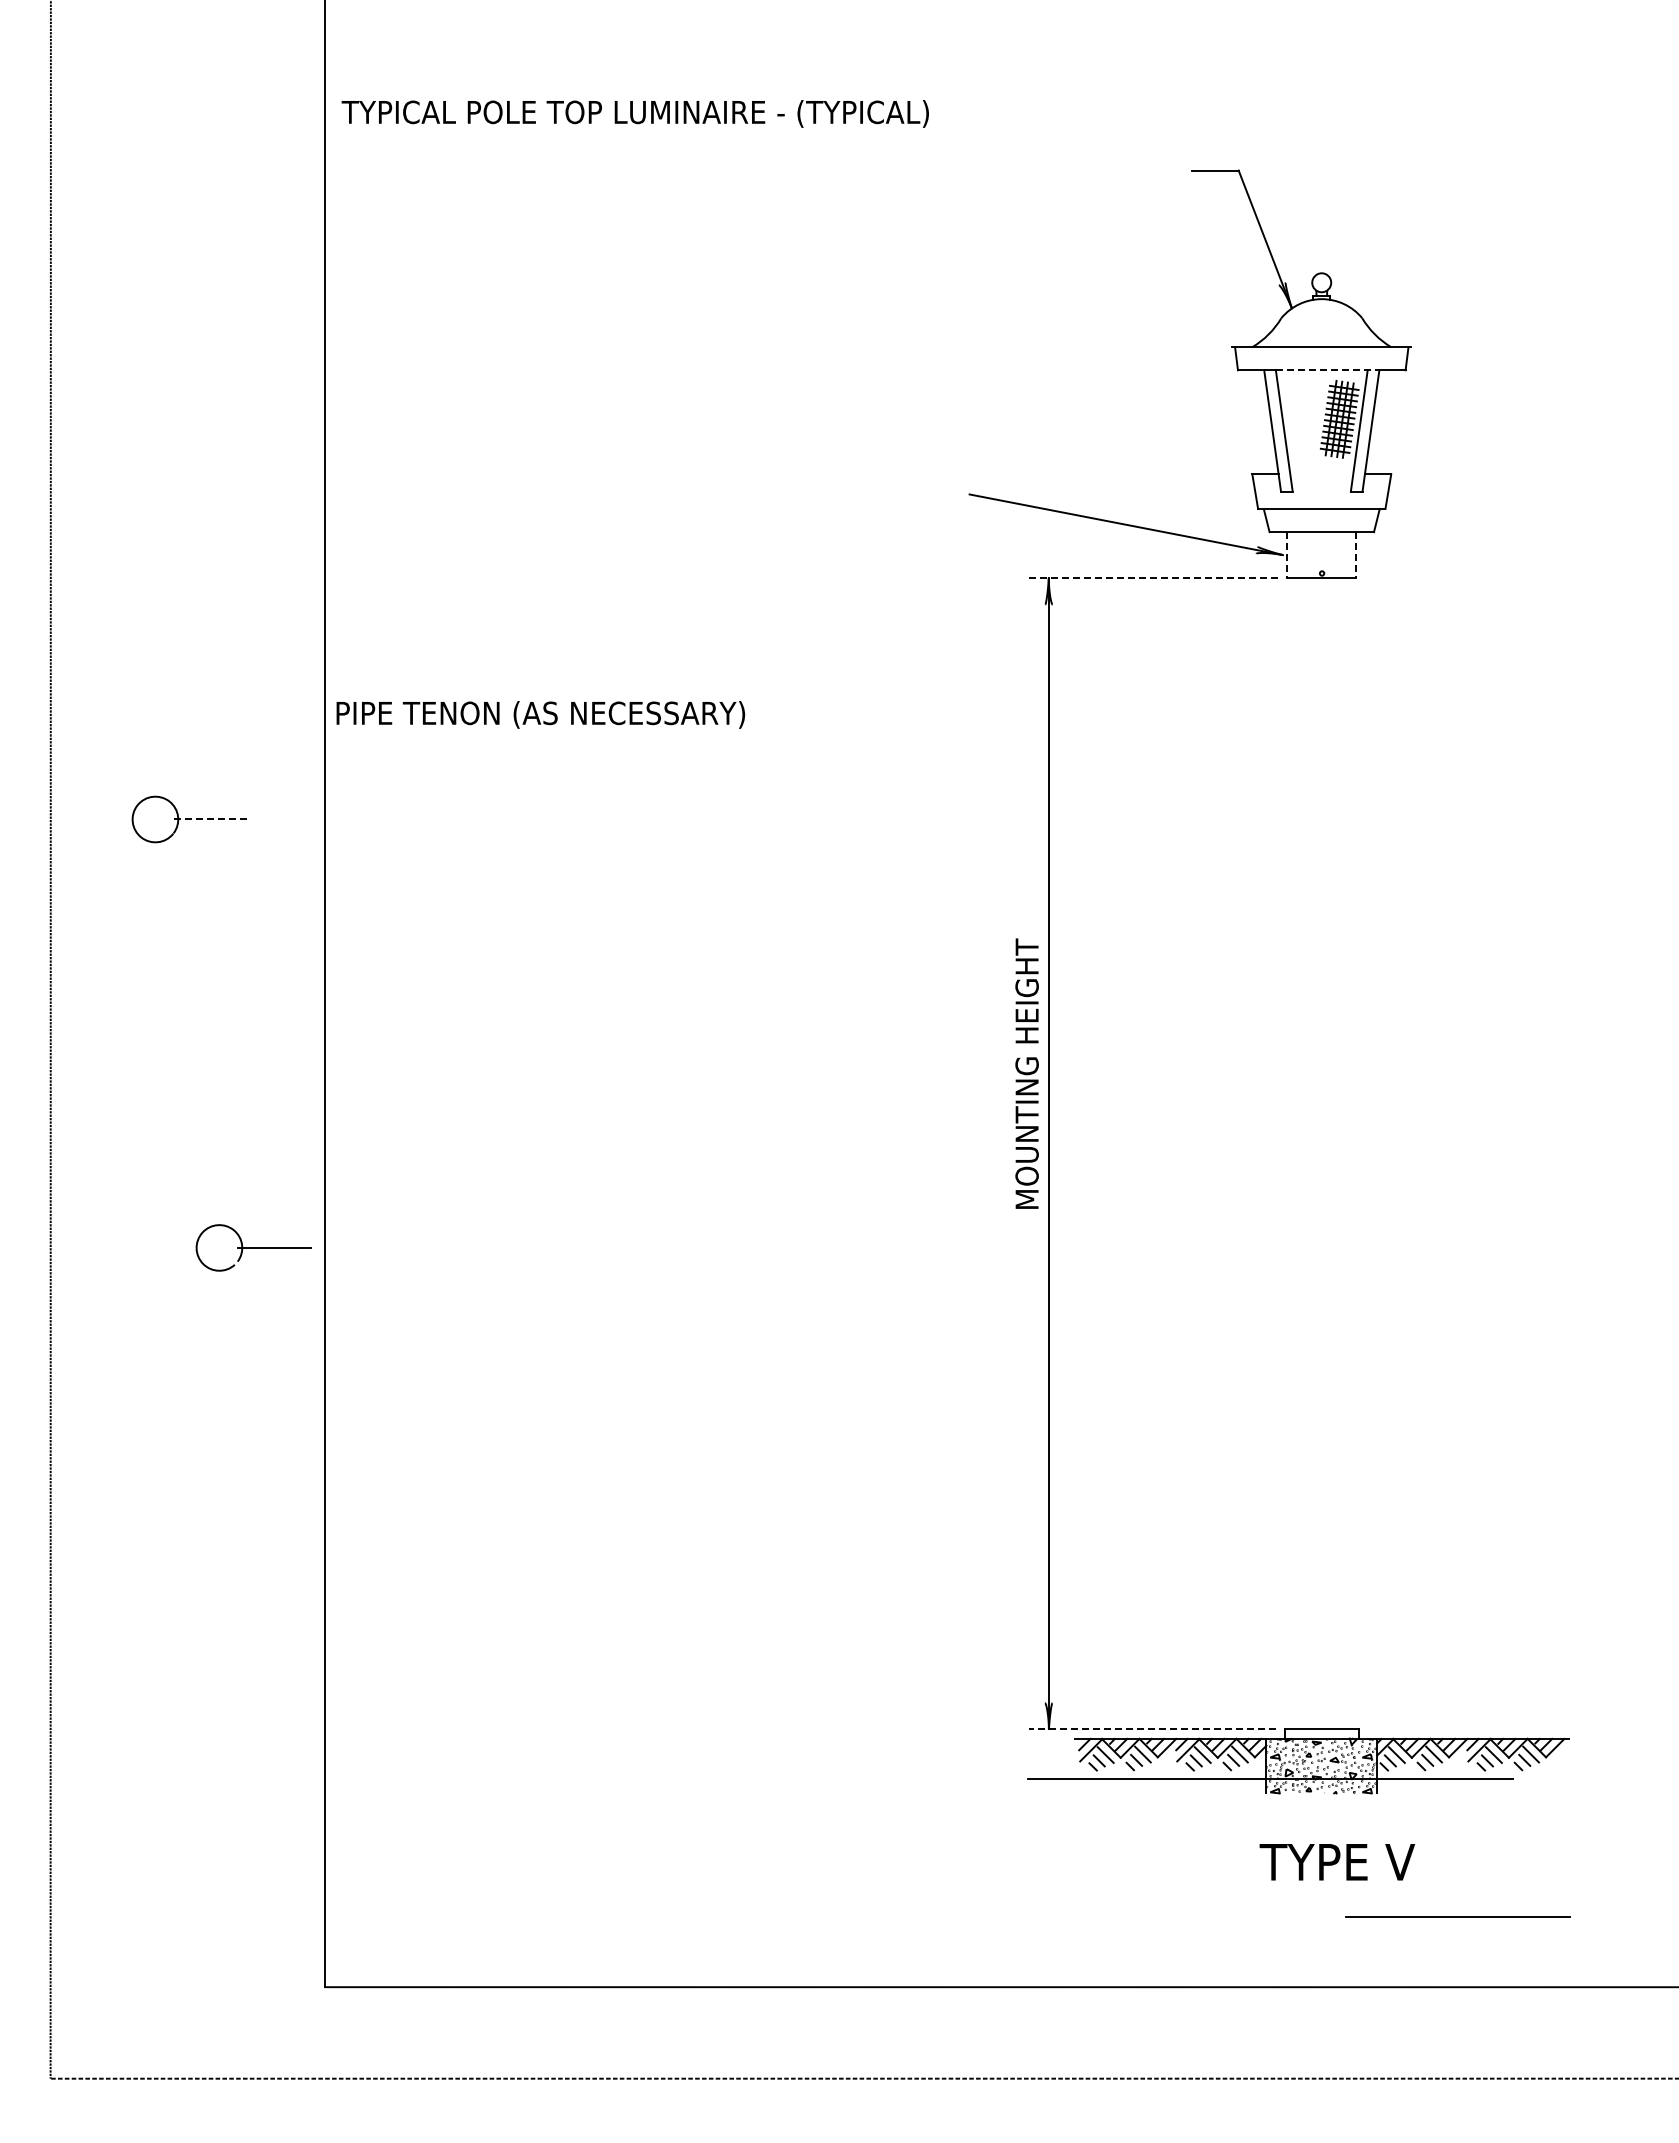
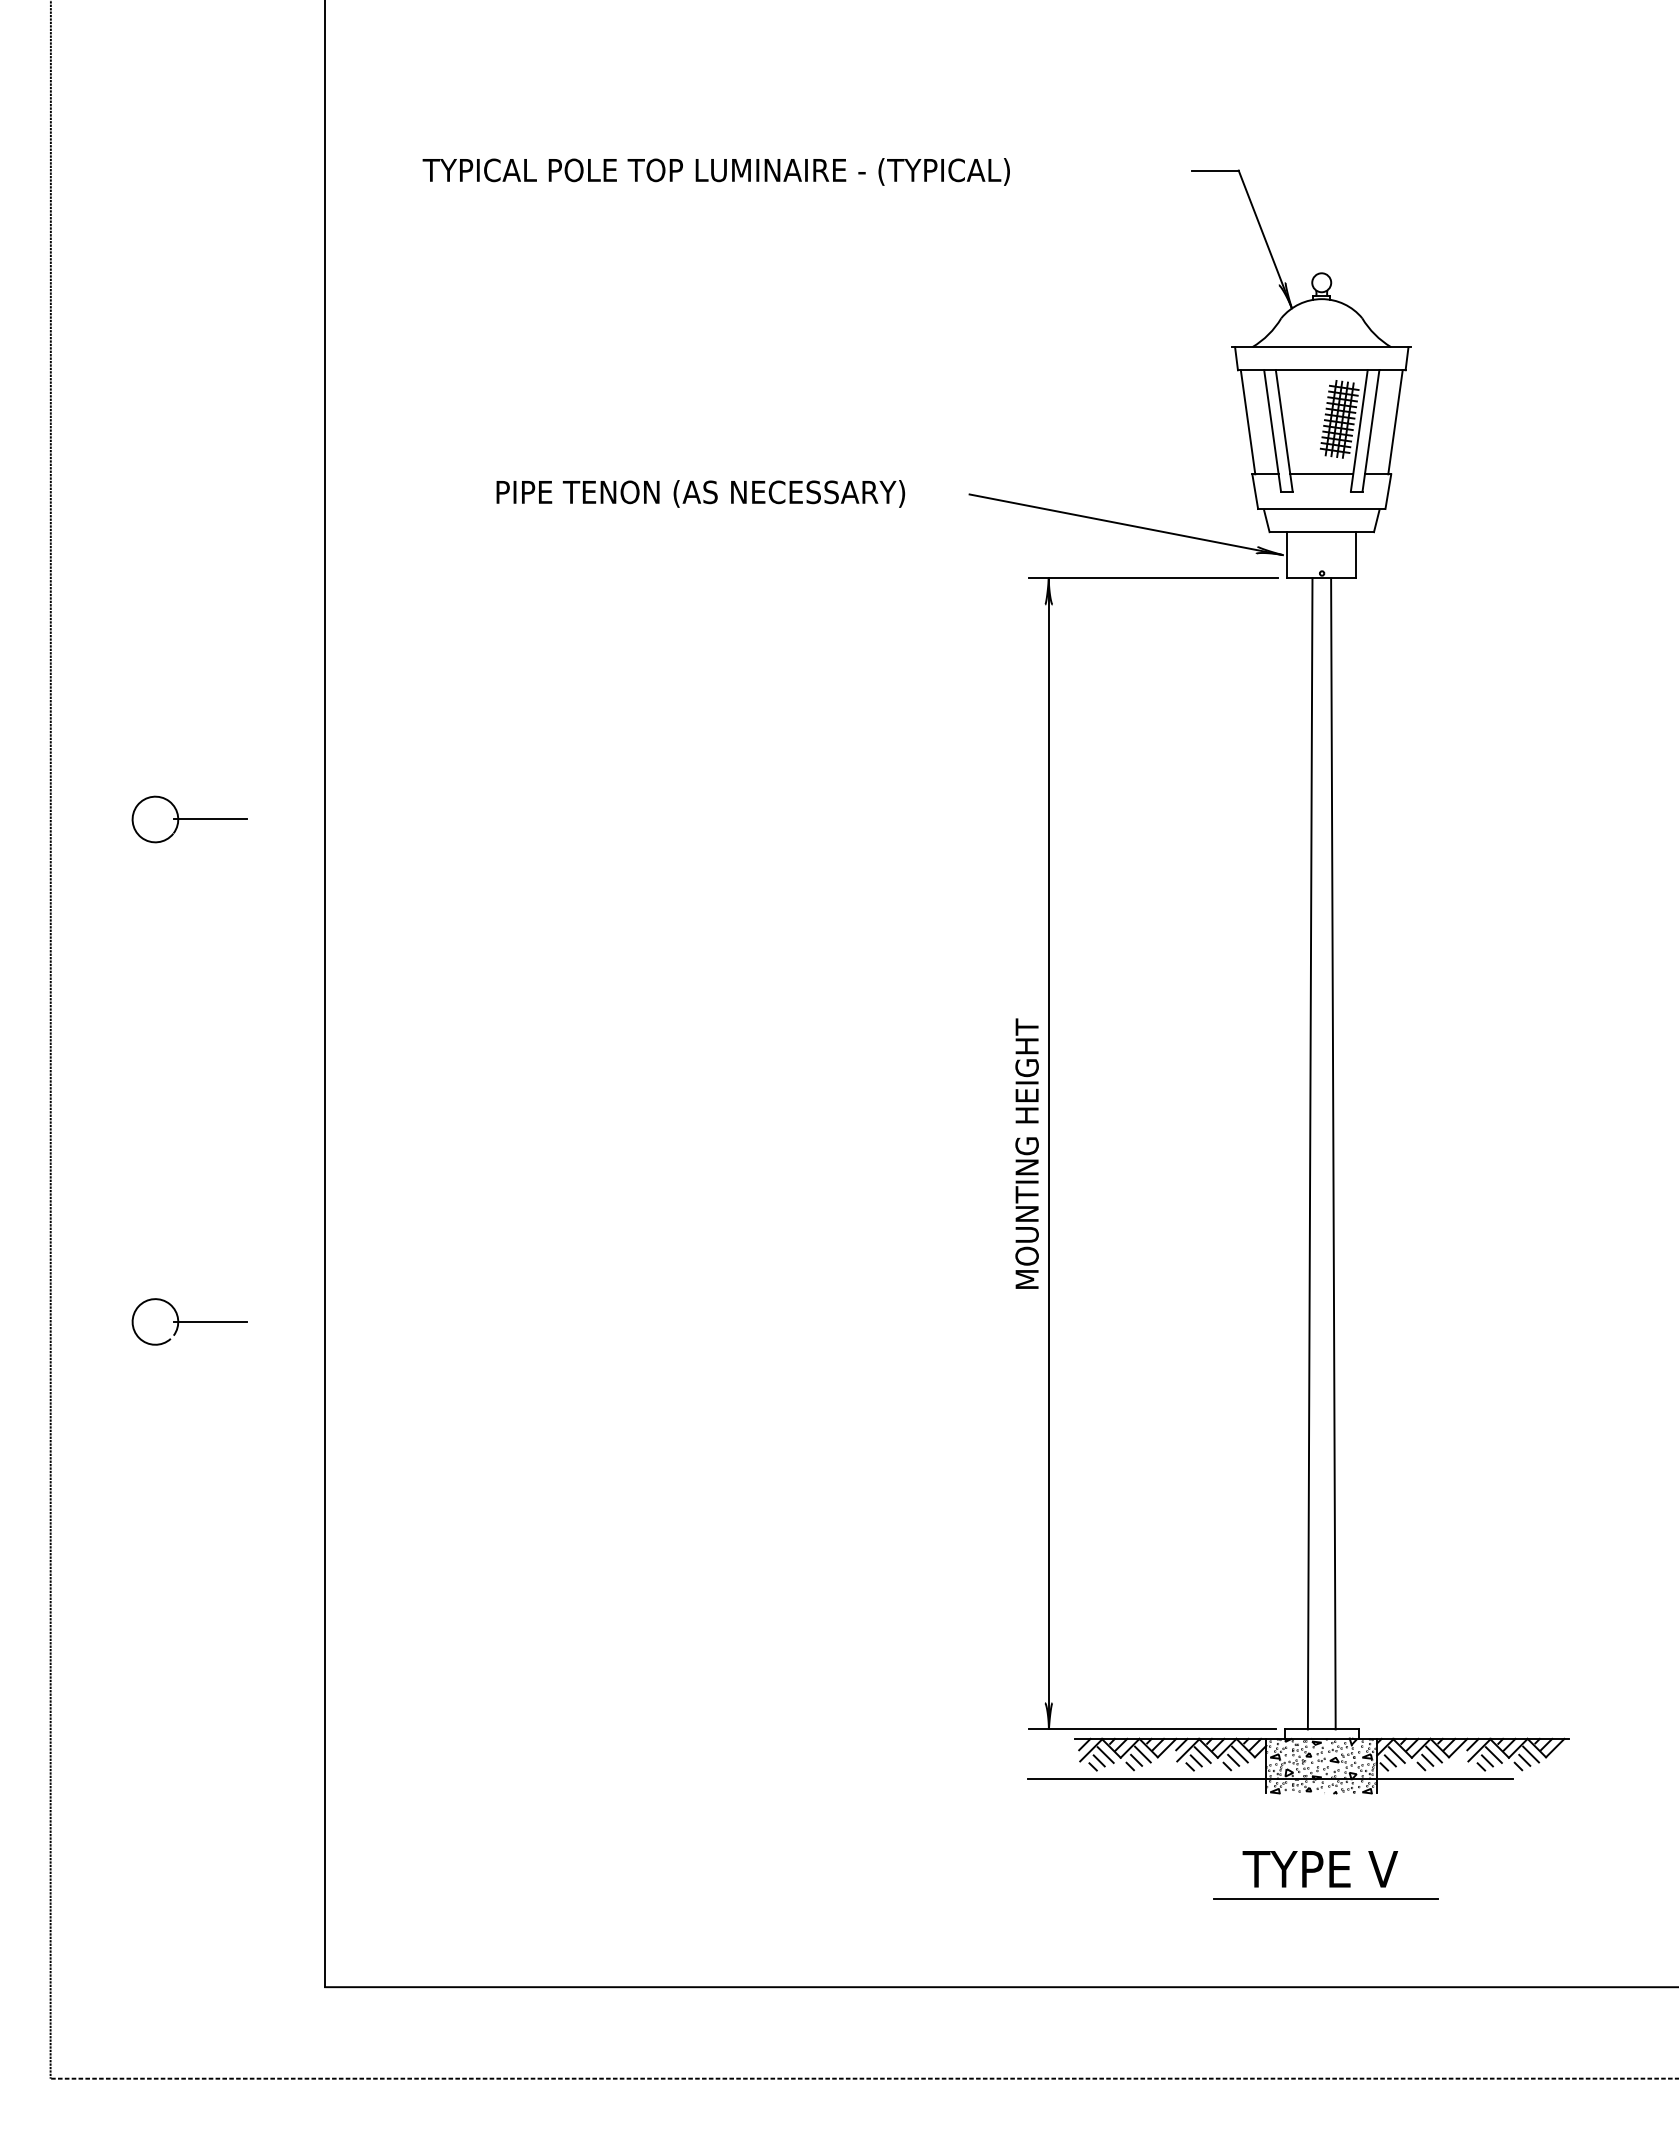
text position: (634, 113) -> (715, 171) (715, 171)
line: dashed -> solid (1327, 370)
line: none -> present (1247, 422)
line: none -> present (1395, 422)
line: none -> present (1321, 474)
line: dashed -> solid (1287, 555)
line: dashed -> solid (1356, 555)
line: dashed -> solid (1153, 578)
text position: (540, 714) -> (700, 493) (700, 493)
line: dashed -> solid (210, 819)
text position: (1026, 1073) -> (1026, 1153) (1026, 1153)
line: none -> present (1309, 1153)
line: none -> present (1333, 1153)
part position: (253, 1247) -> (189, 1321) (189, 1321)
line: dashed -> solid (1151, 1729)
text position: (1337, 1862) -> (1320, 1869) (1320, 1869)
line position: (1457, 1916) -> (1325, 1898) (1325, 1898)
